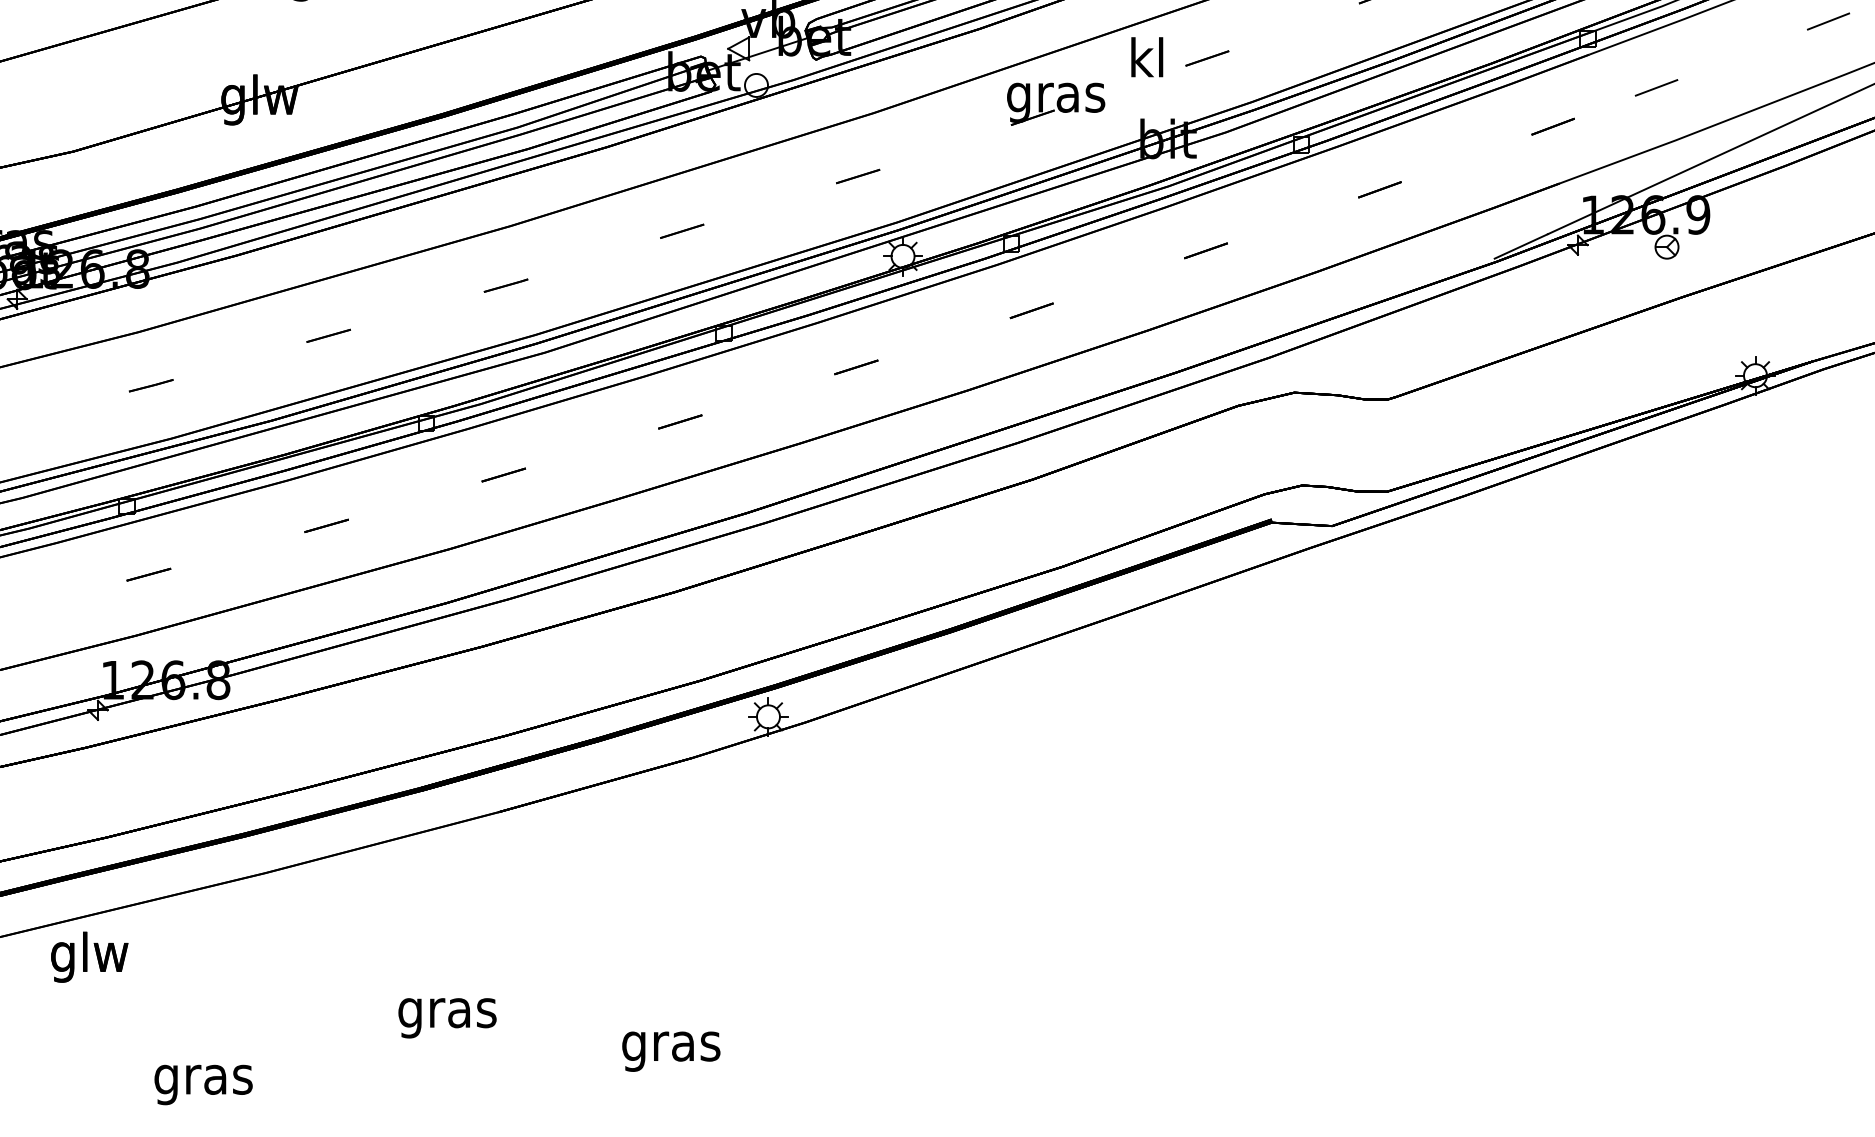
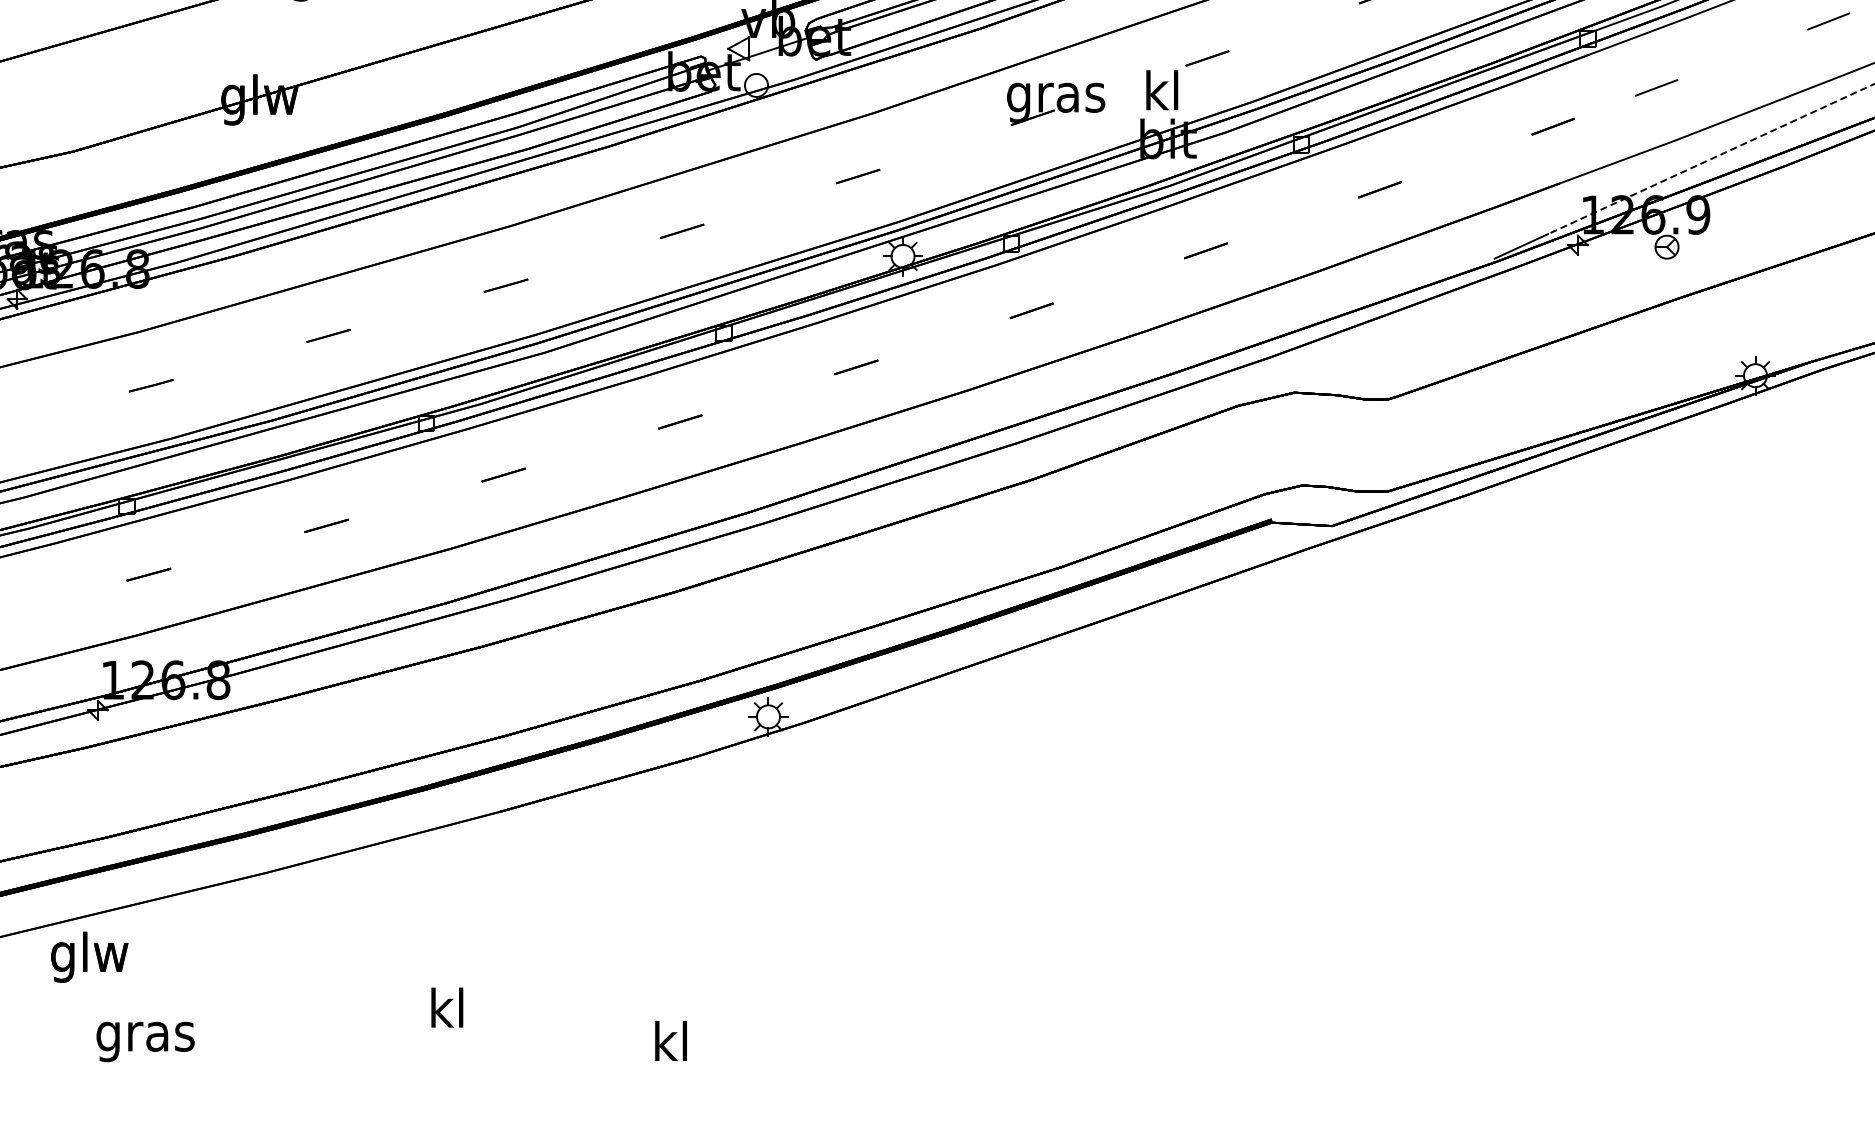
text position: (1147, 57) -> (1162, 90) (1162, 90)
line: solid -> dashed (1711, 158)
text: gras -> kl (447, 1012)
text: gras -> kl (671, 1046)
text position: (203, 1084) -> (145, 1041) (145, 1041)
